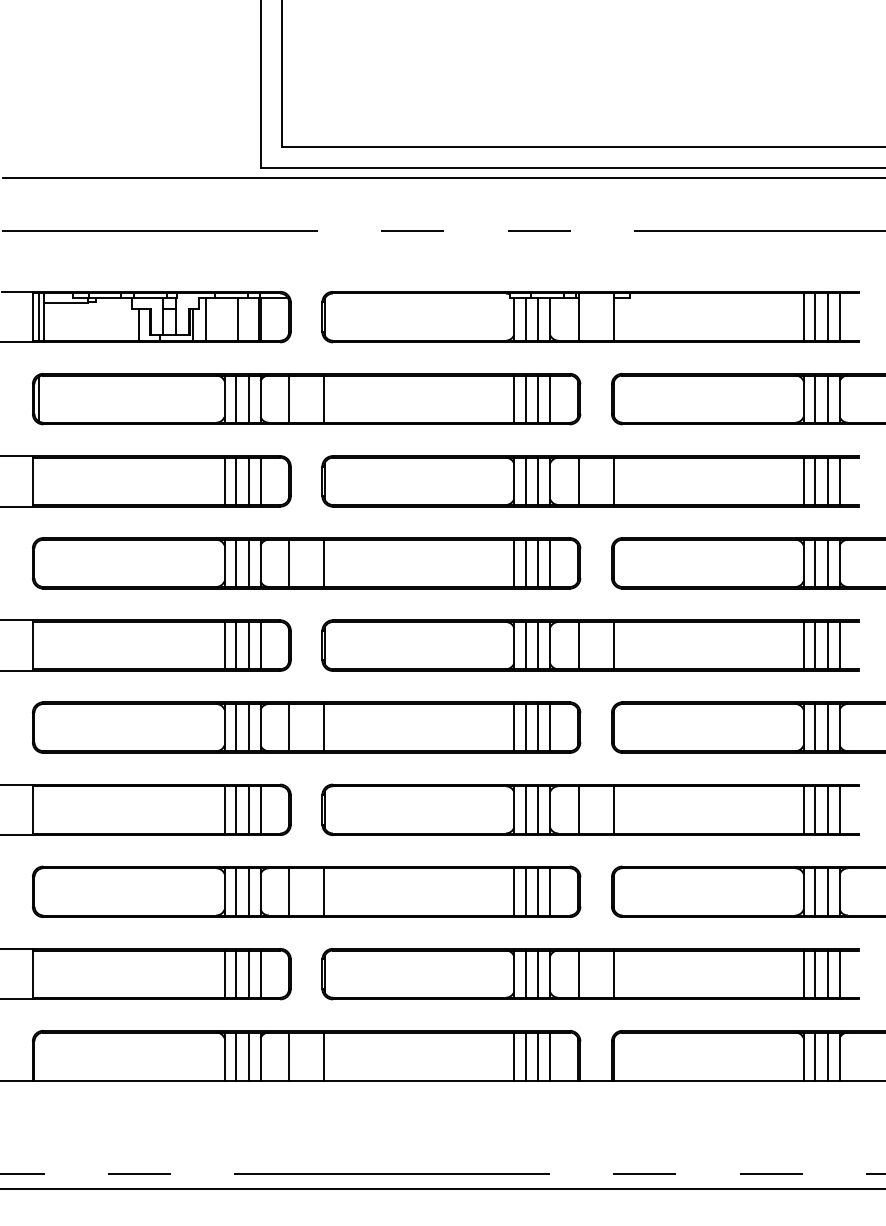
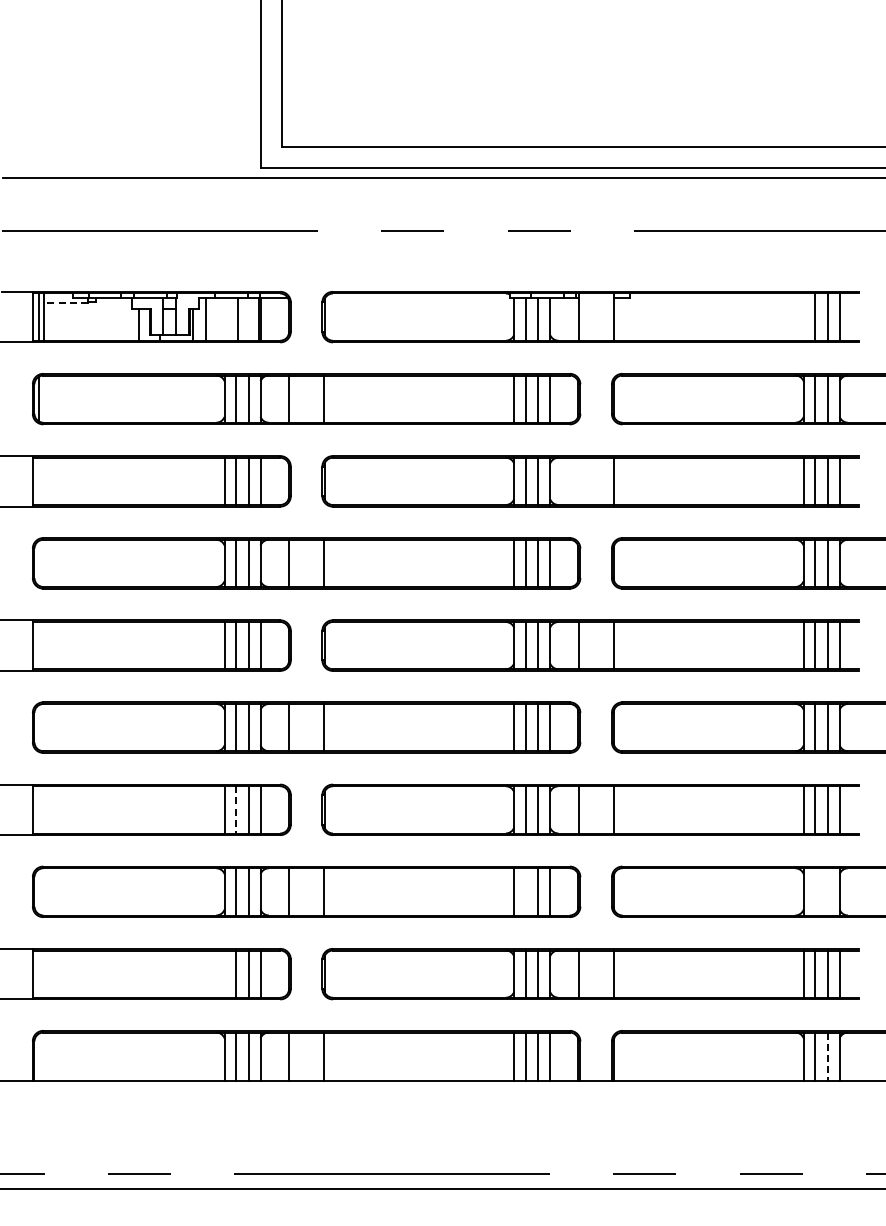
line: solid -> dashed (66, 302)
line: present -> none (803, 316)
line: present -> none (578, 480)
line: solid -> dashed (236, 809)
line: present -> none (525, 891)
line: present -> none (815, 891)
line: present -> none (828, 891)
line: present -> none (224, 973)
line: solid -> dashed (828, 1057)
